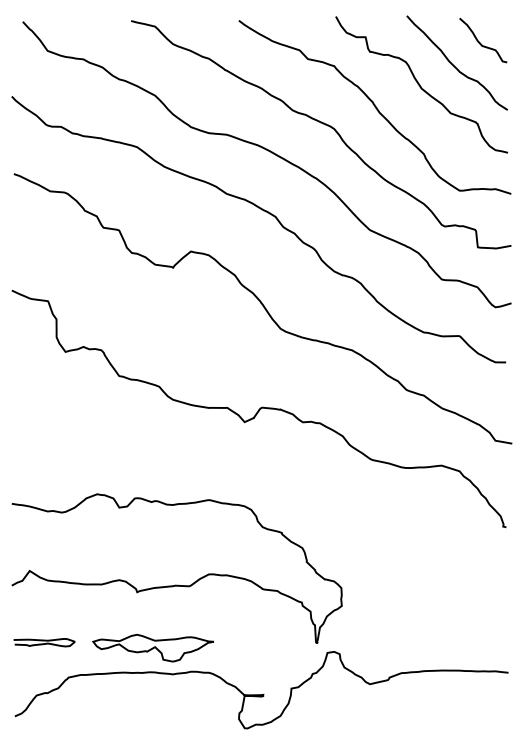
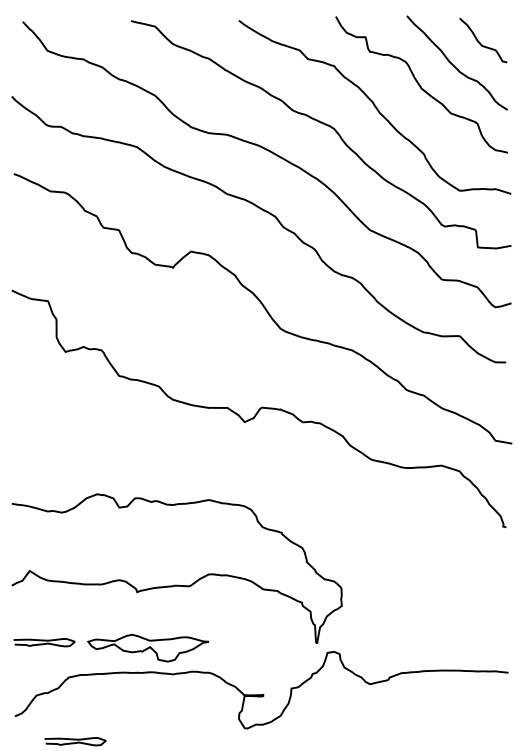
part position: (152, 647) -> (147, 647) (147, 647)
curve: none -> present (75, 740)
